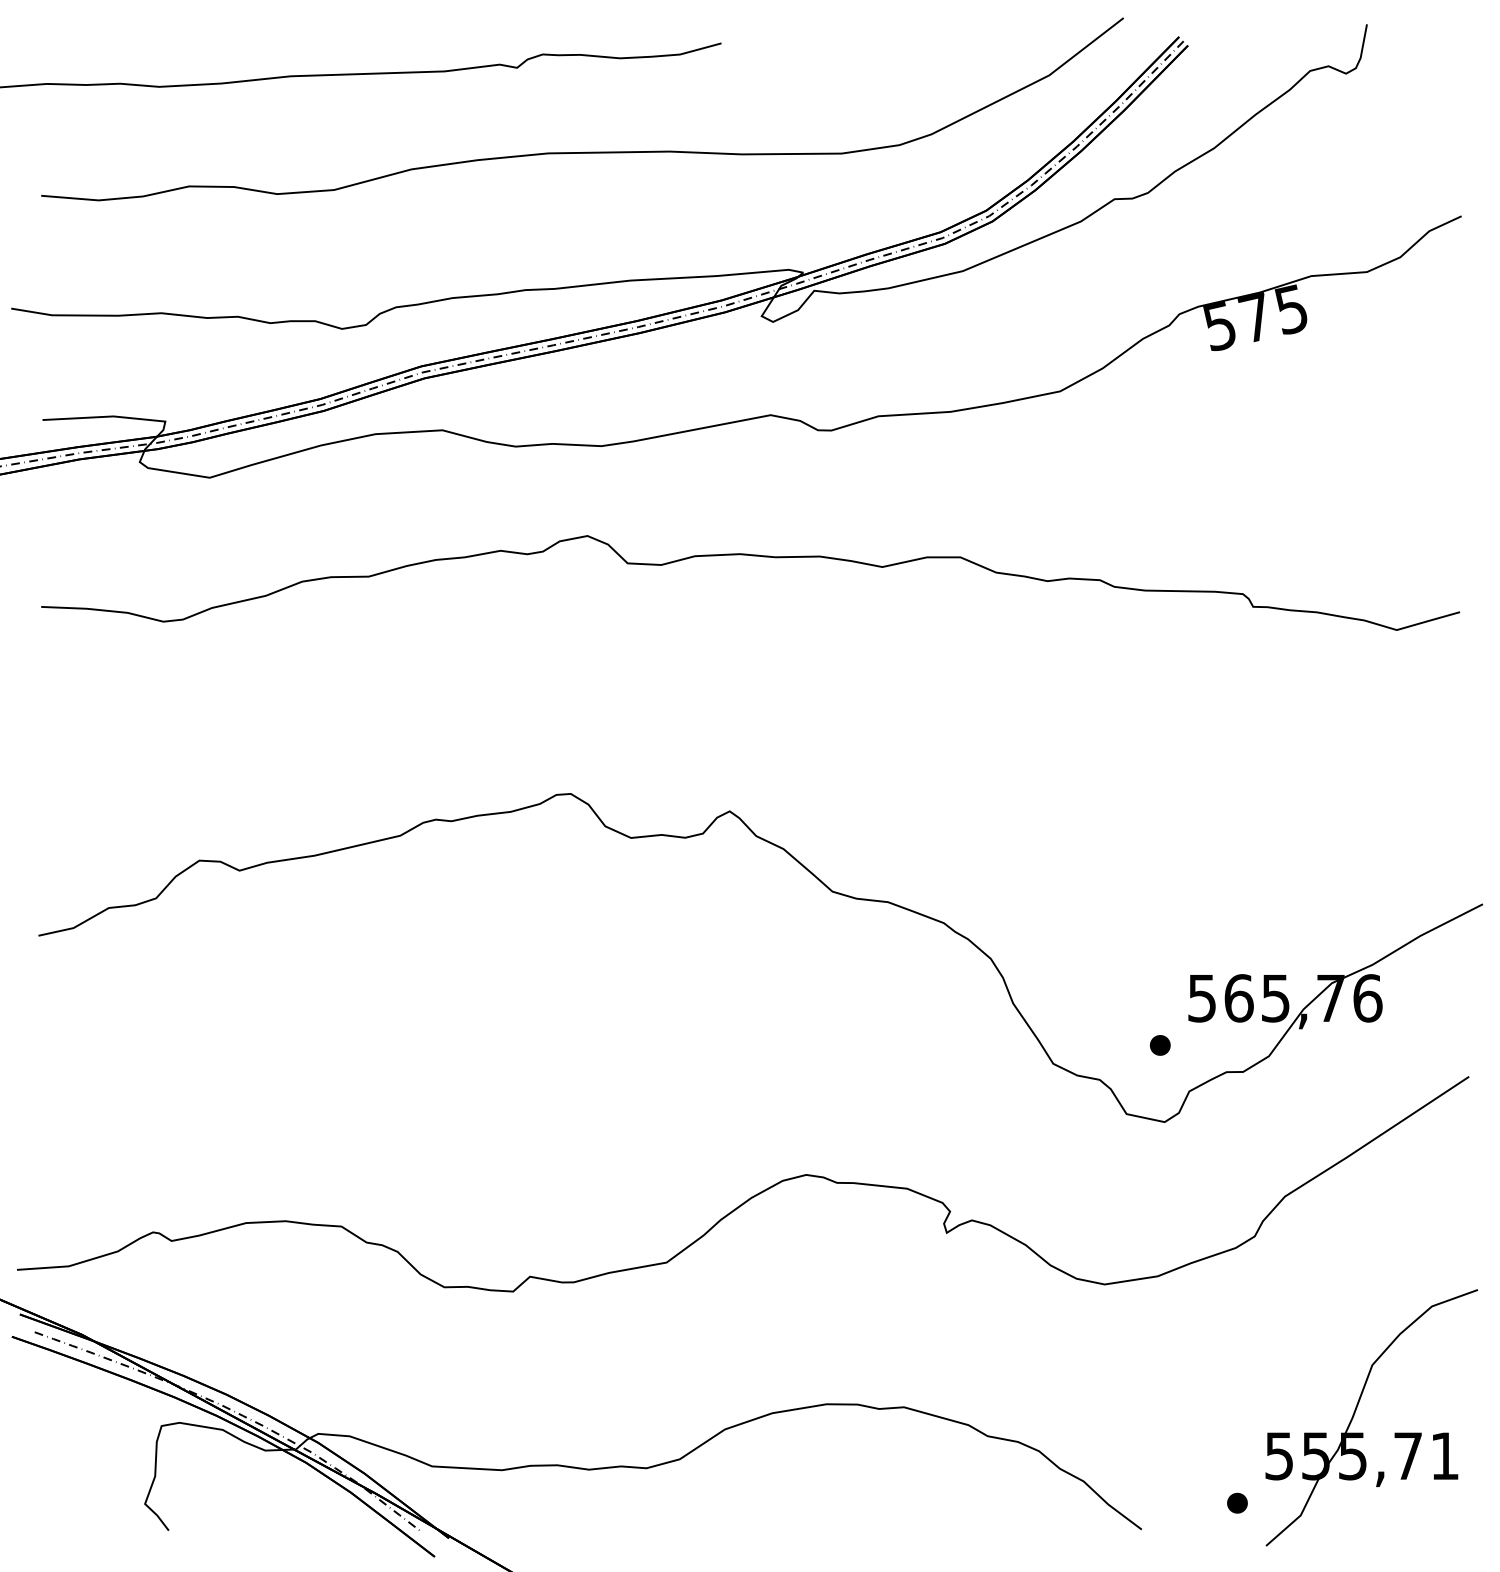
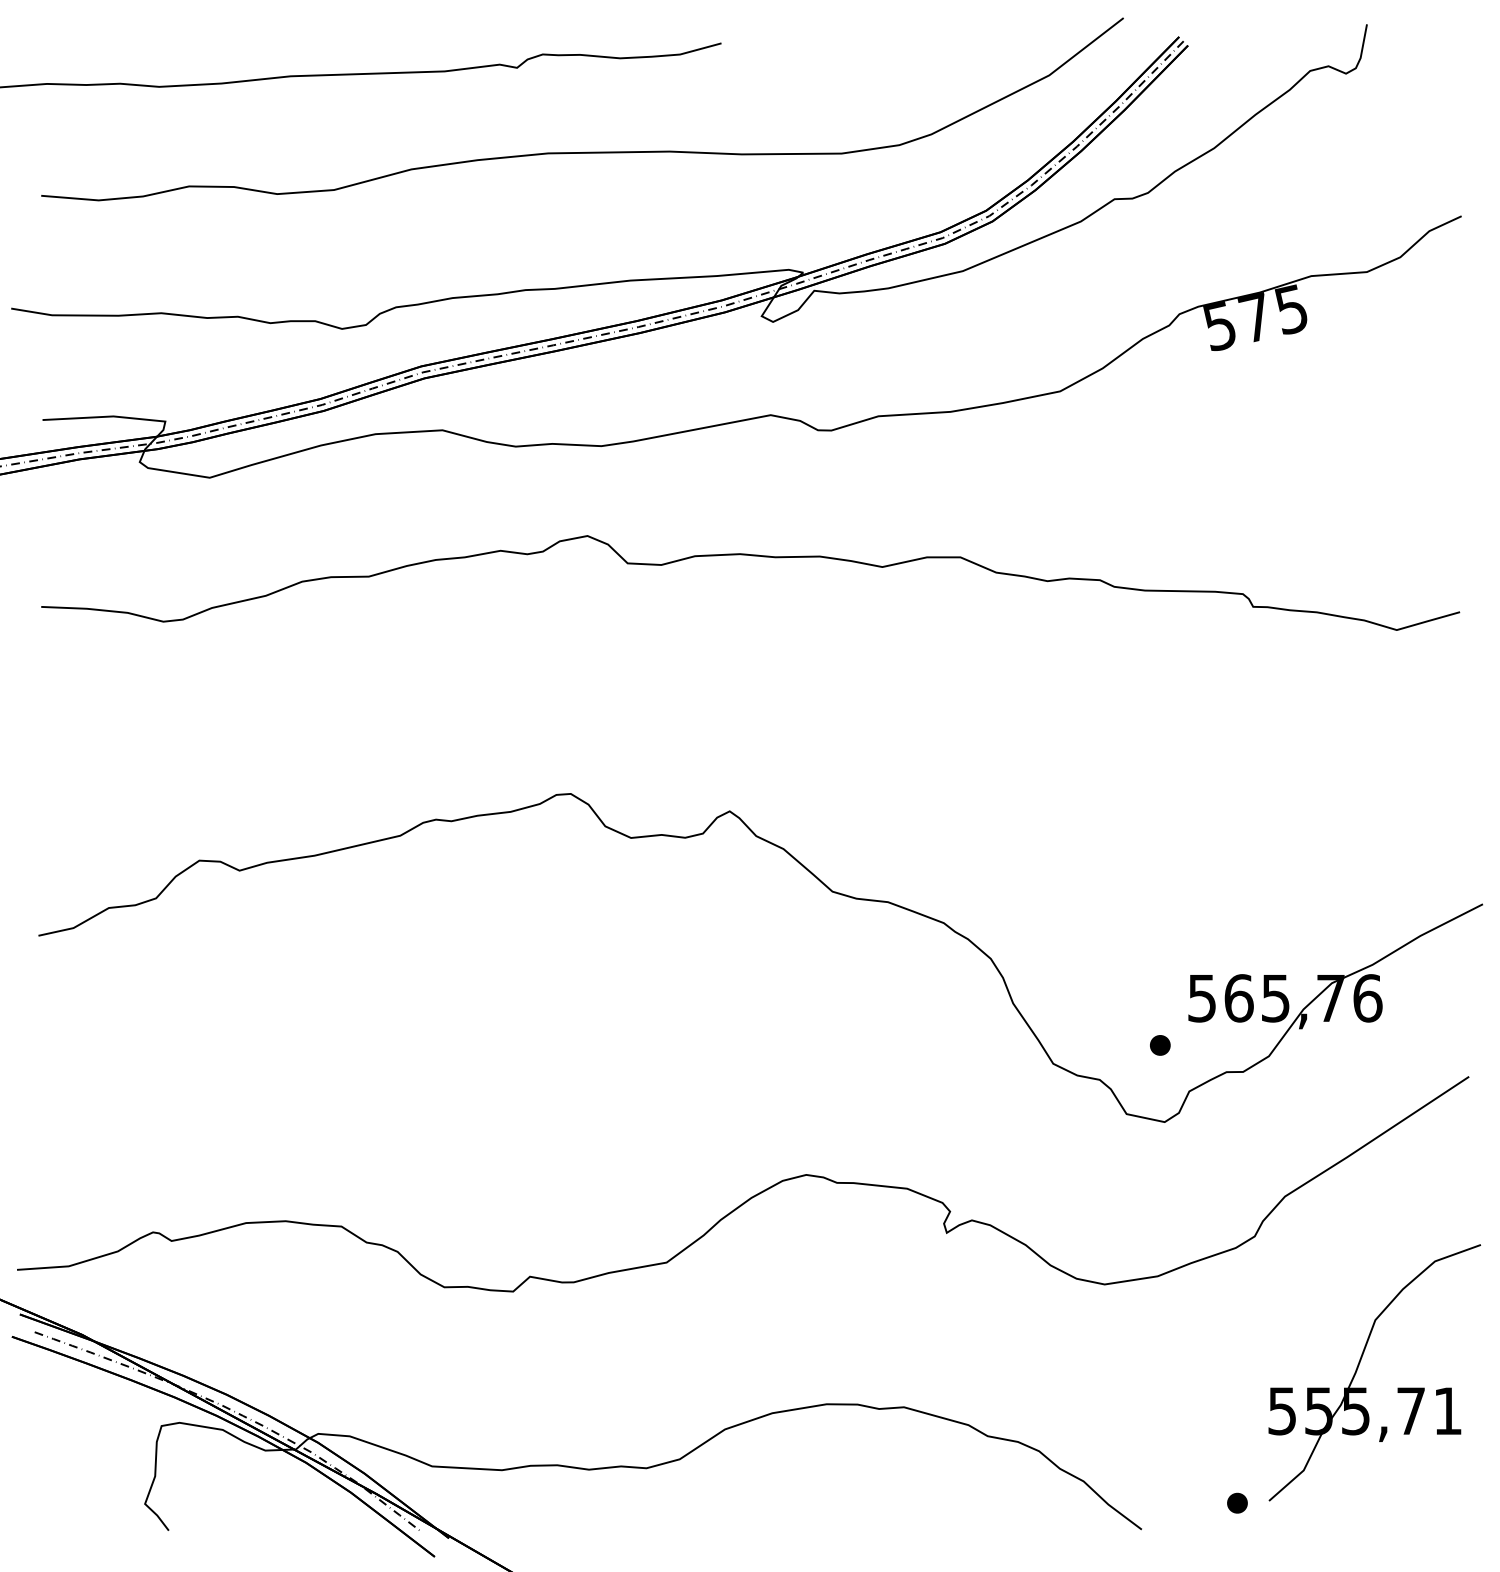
part position: (1355, 1413) -> (1358, 1368) (1358, 1368)
